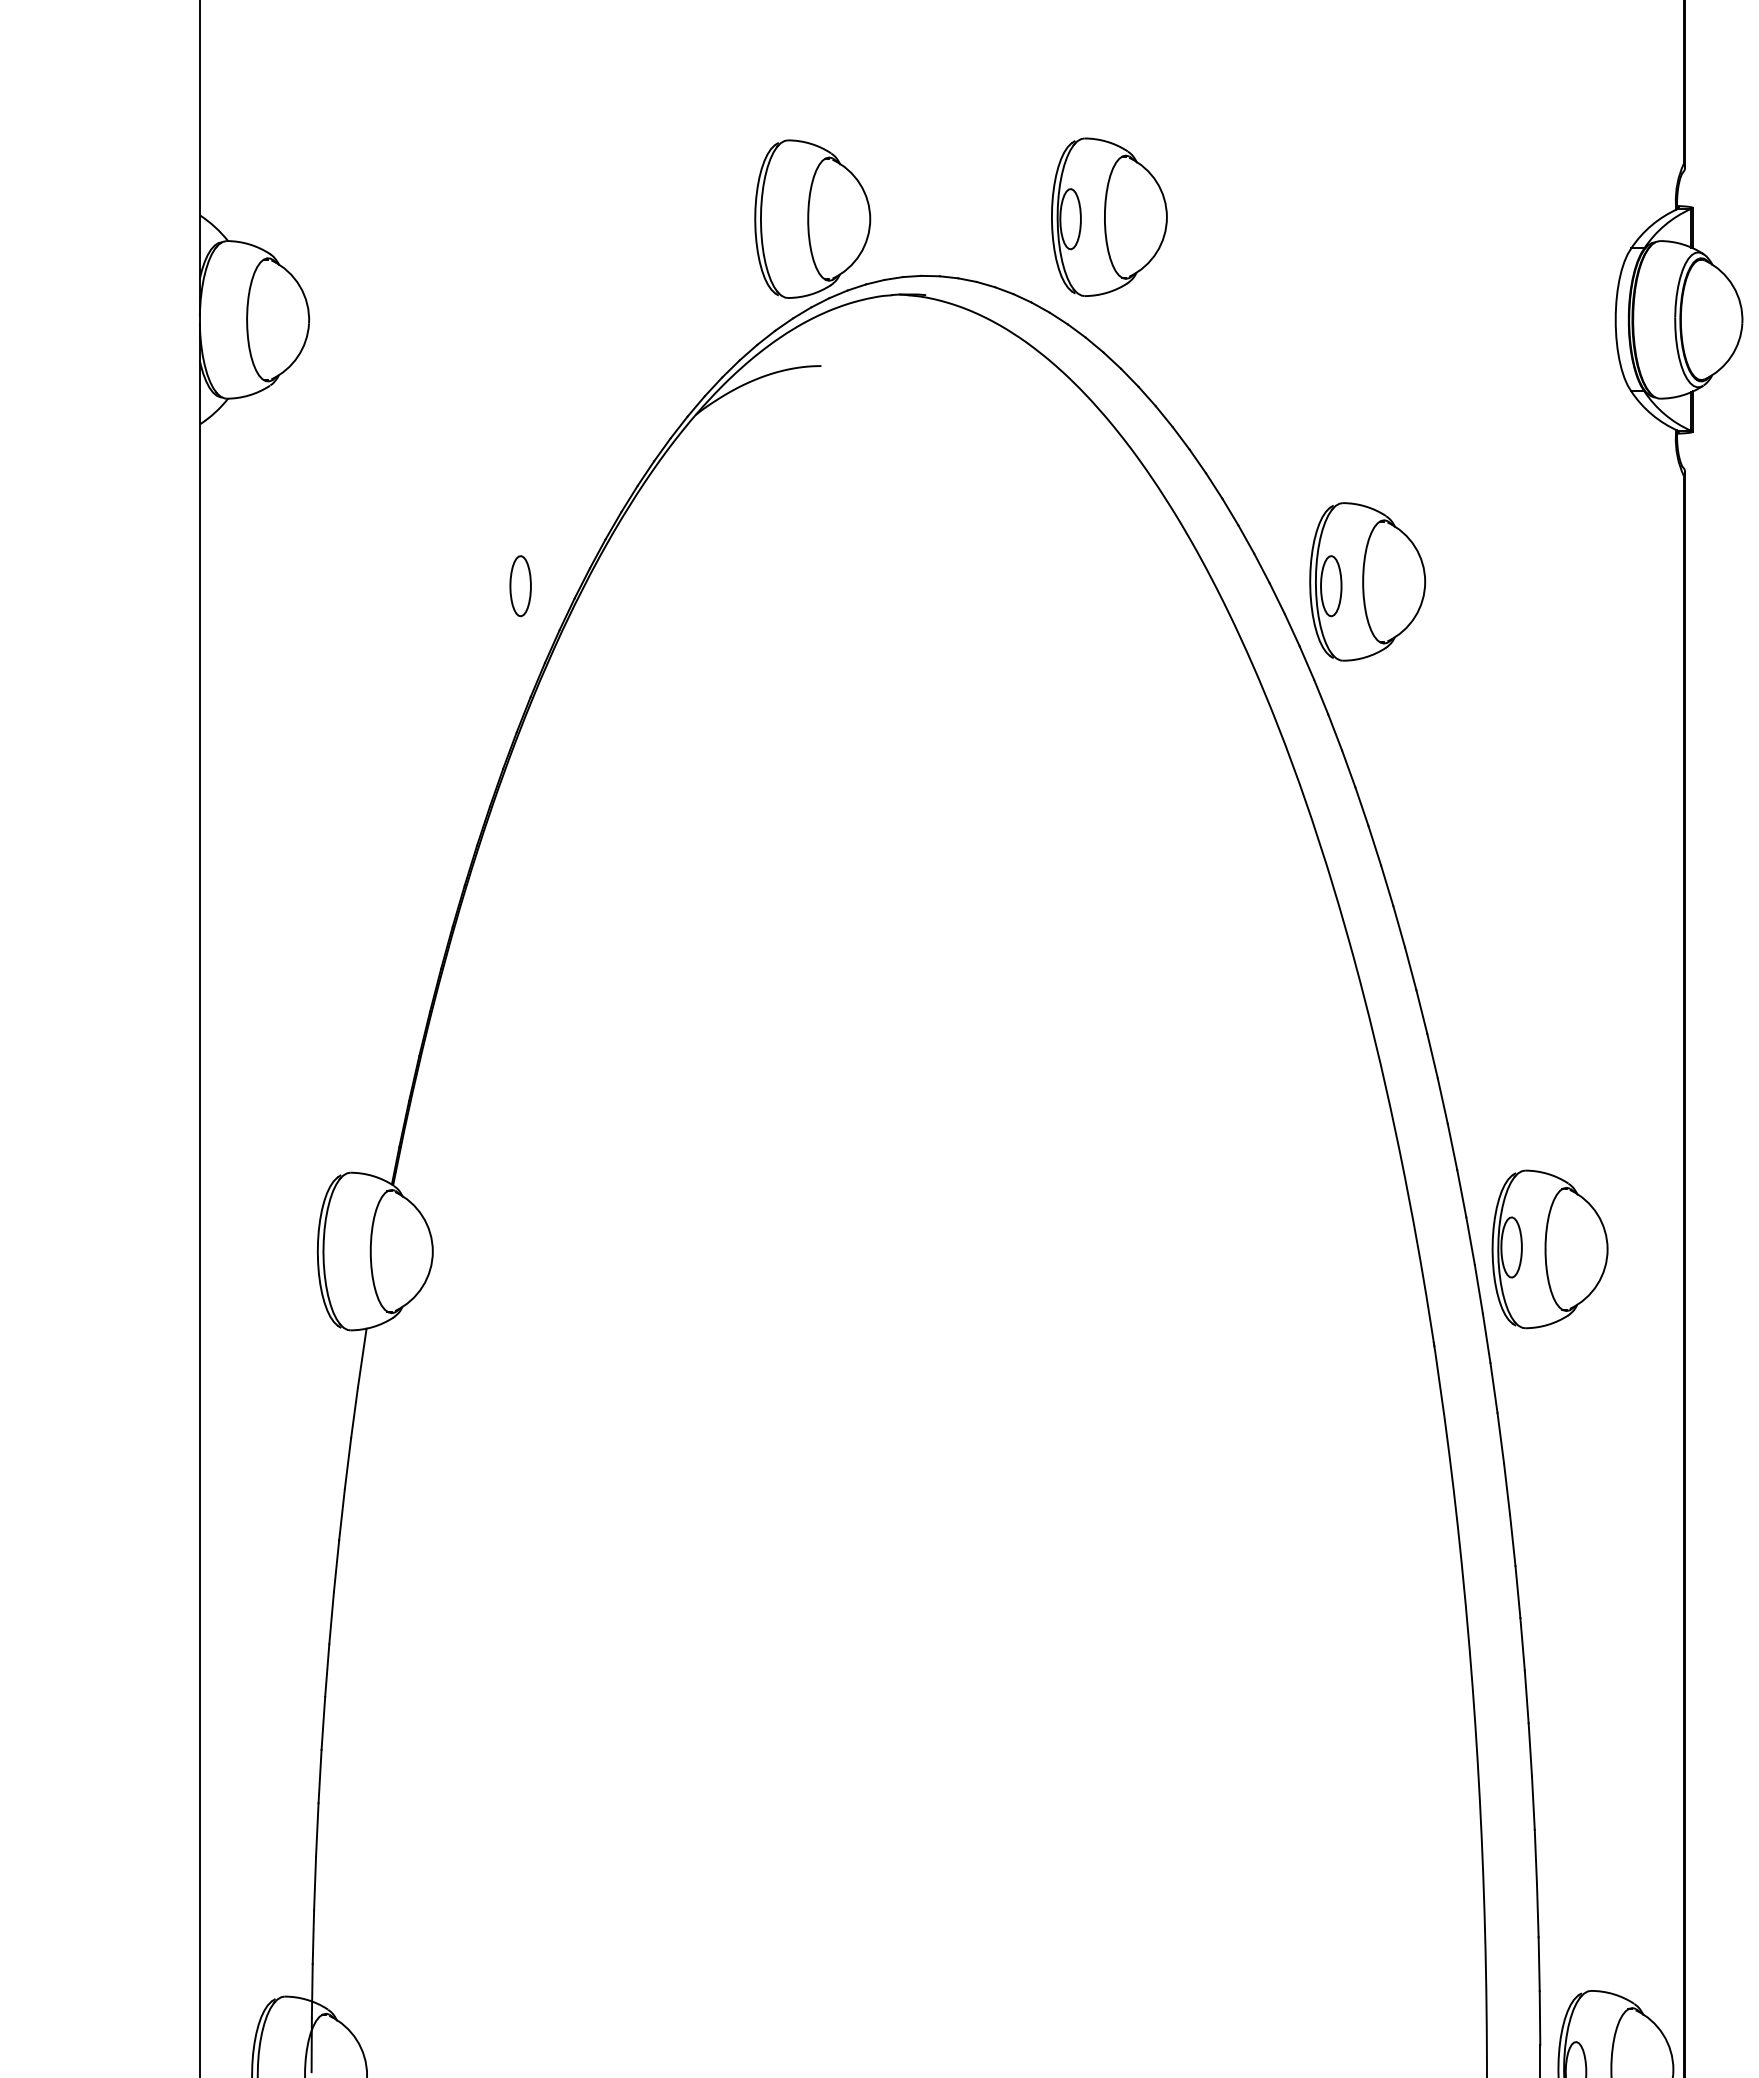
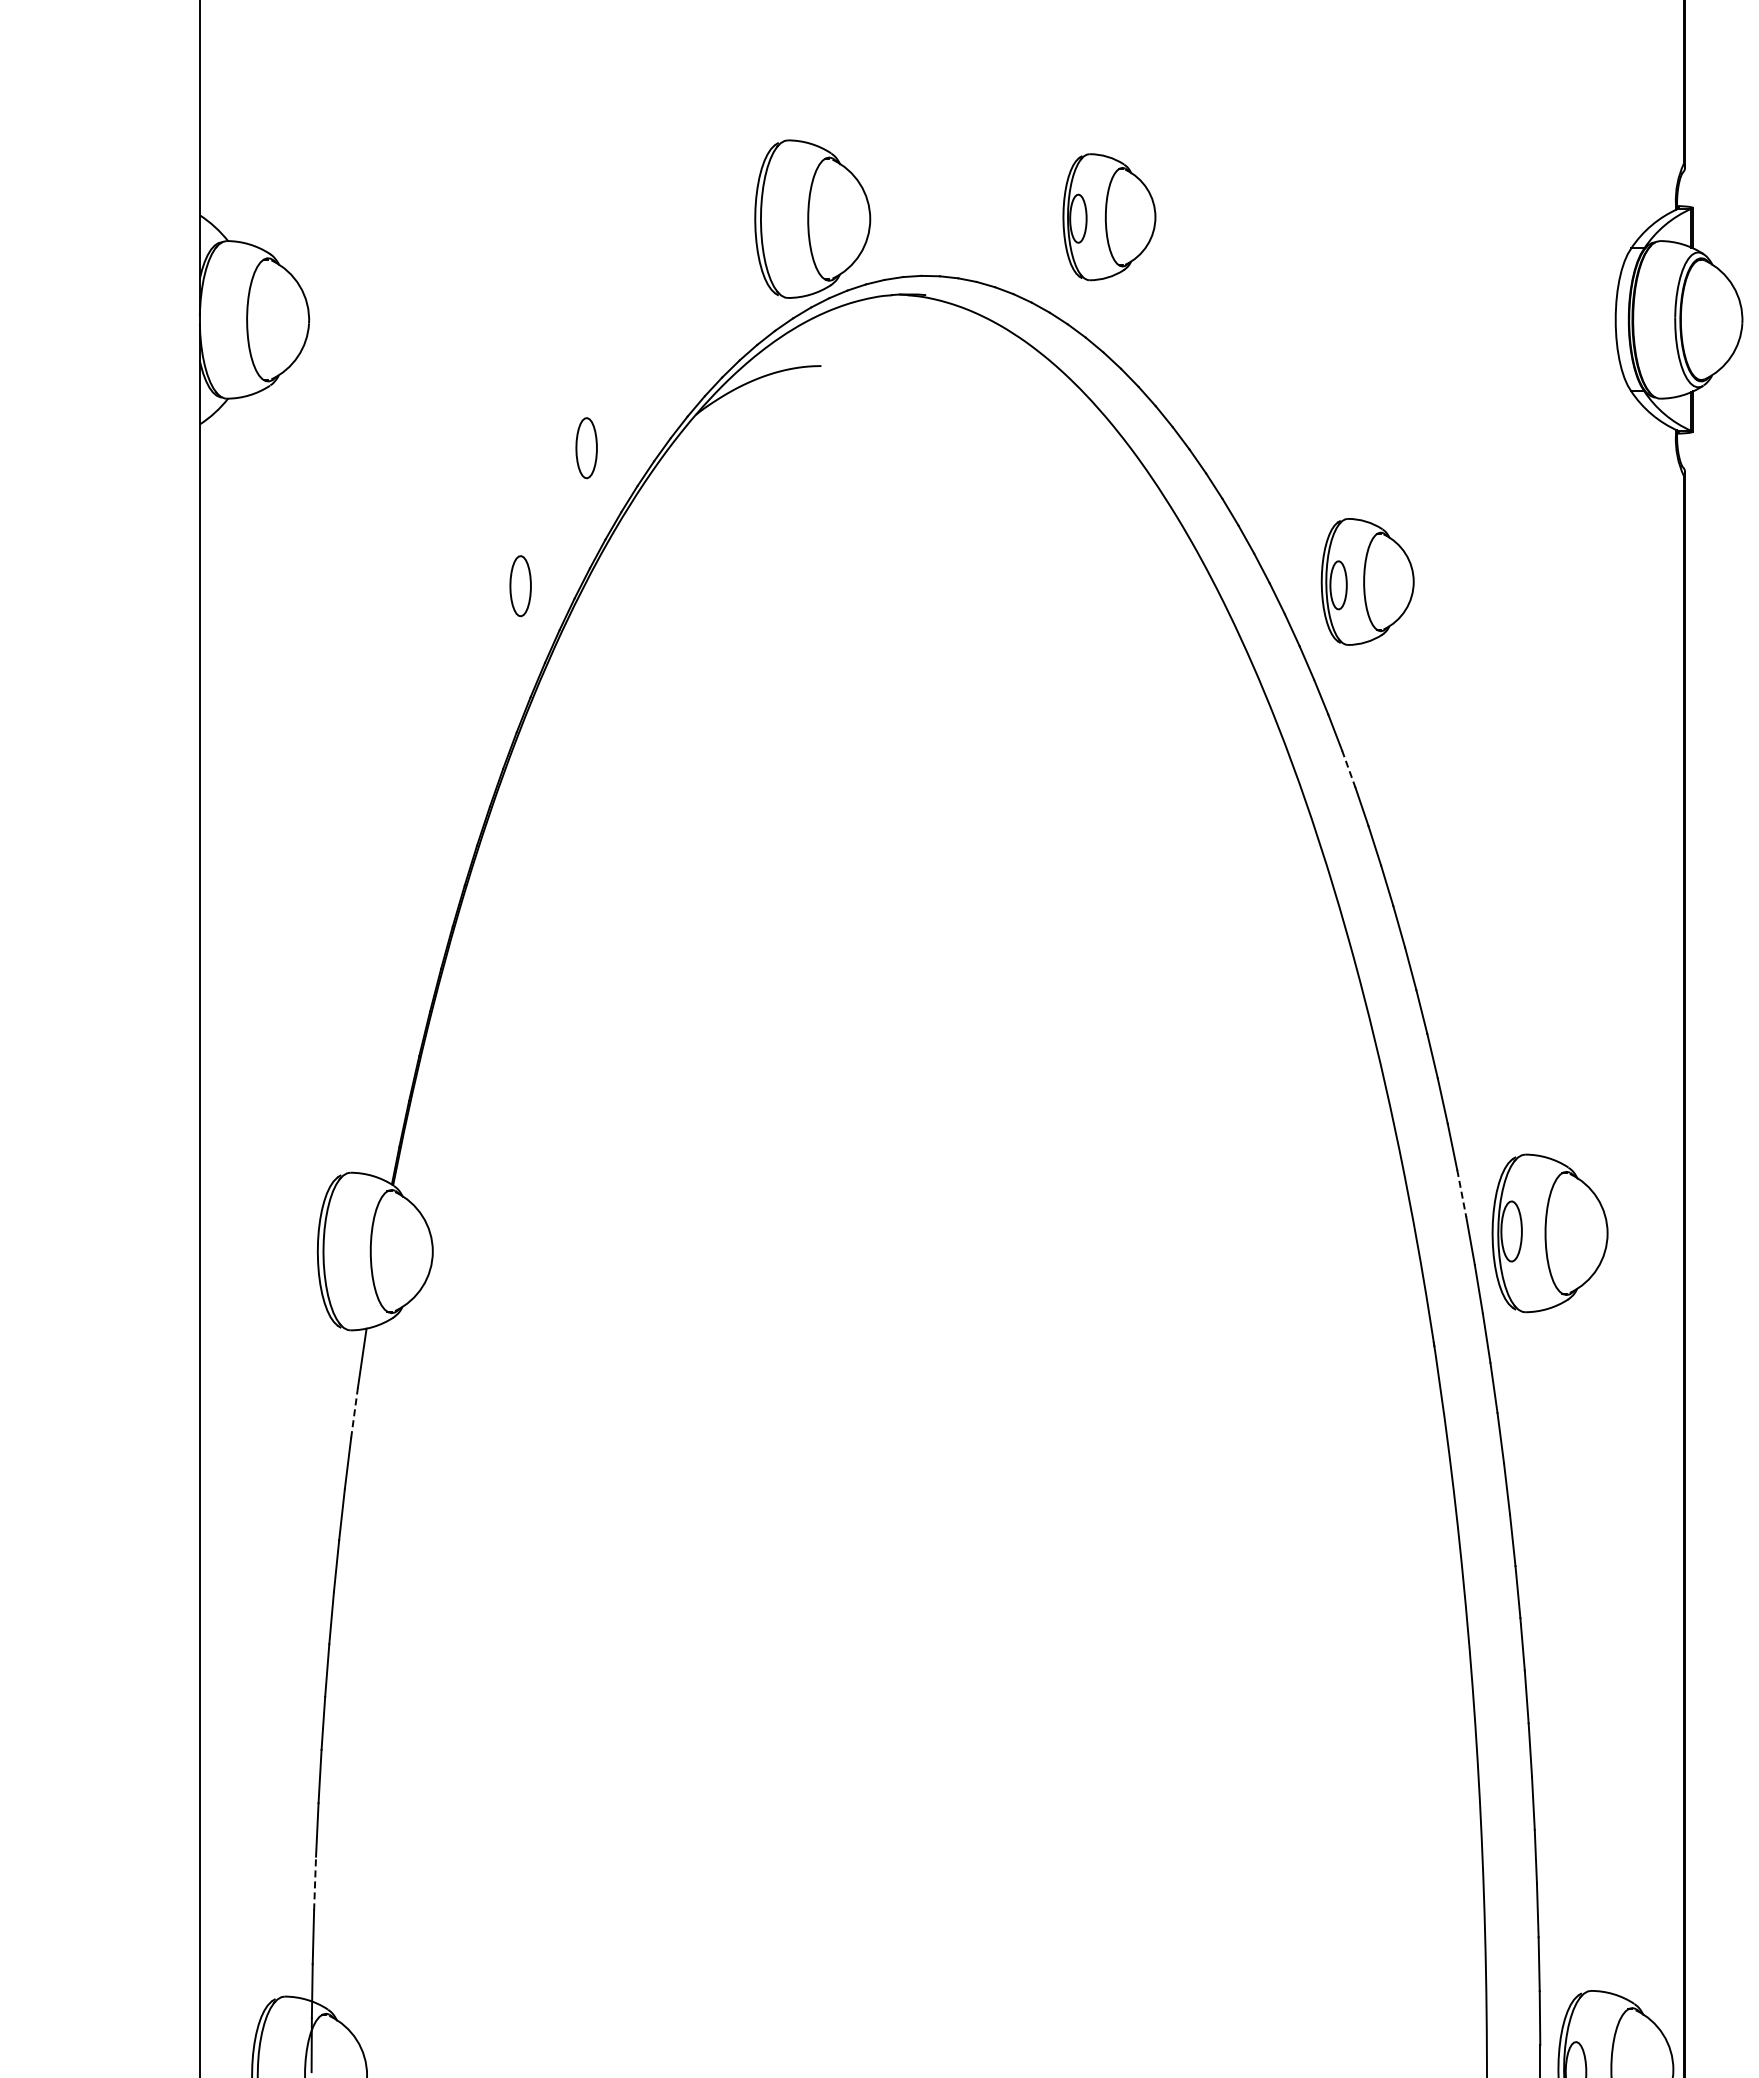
part size: 117x160 px -> 95x129 px (1109, 217)
part: none -> present (586, 448)
part size: 118x160 px -> 95x128 px (1367, 581)
line: solid -> dashed (1348, 769)
line: solid -> dashed (1461, 1193)
part position: (1549, 1249) -> (1549, 1233) (1549, 1233)
line: solid -> dashed (354, 1412)
line: solid -> dashed (315, 1883)
